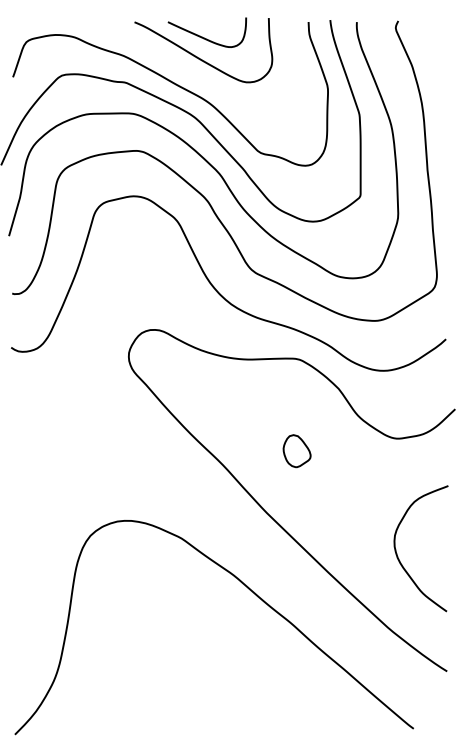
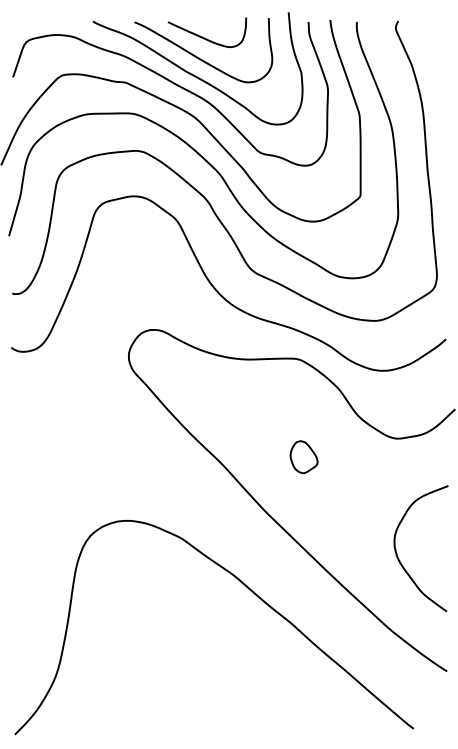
curve: none -> present (194, 74)
part position: (296, 451) -> (303, 457) (303, 457)
